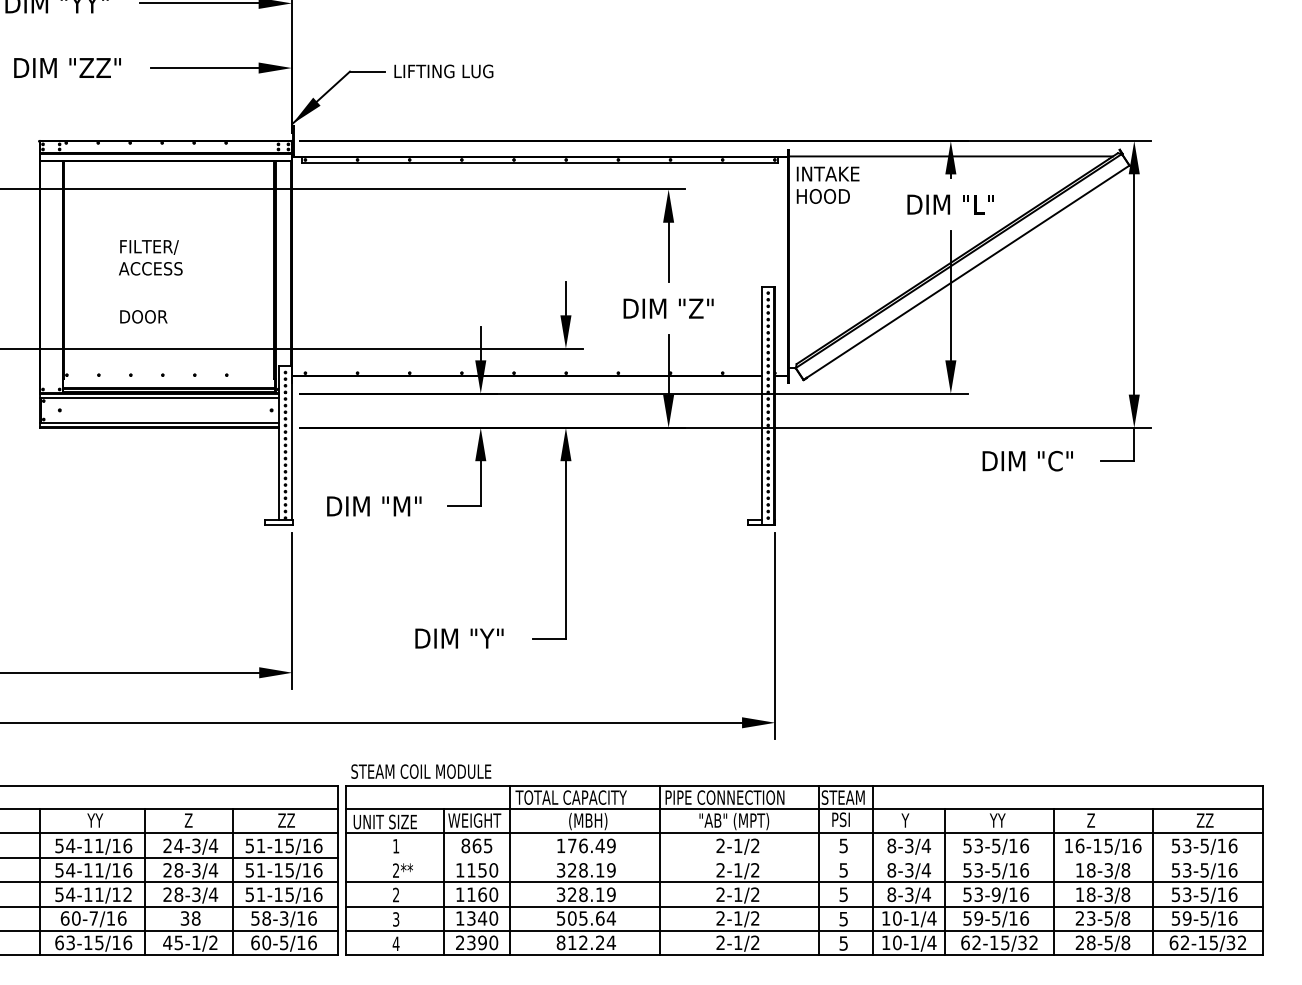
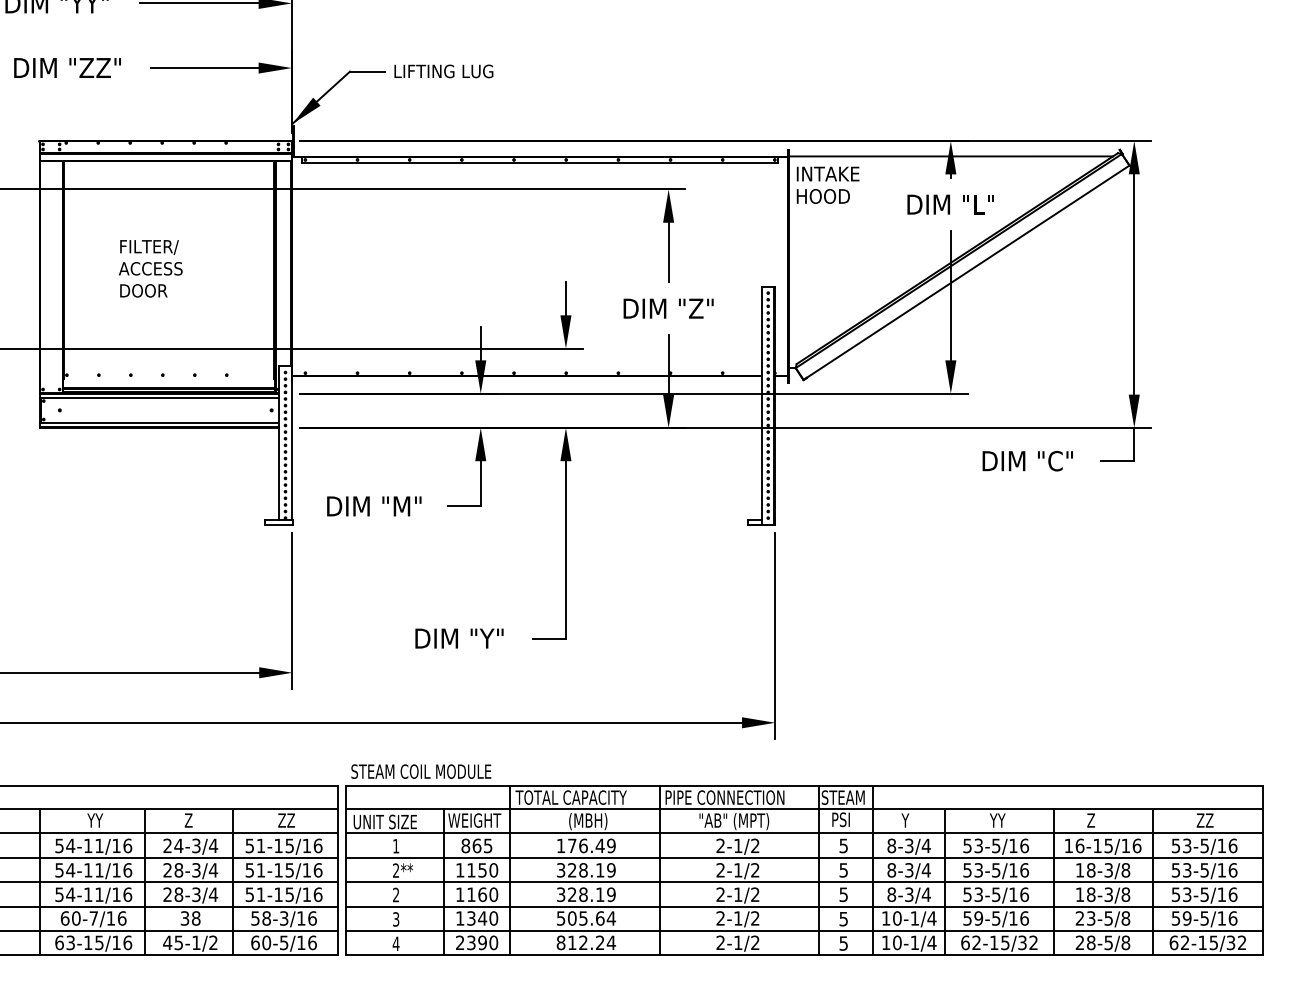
text position: (143, 316) -> (143, 290) (143, 290)
line: none -> present (804, 857)
text: 54-11/12 -> 54-11/16 (127, 894)
text: 53-9/16 -> 53-5/16 (995, 894)
